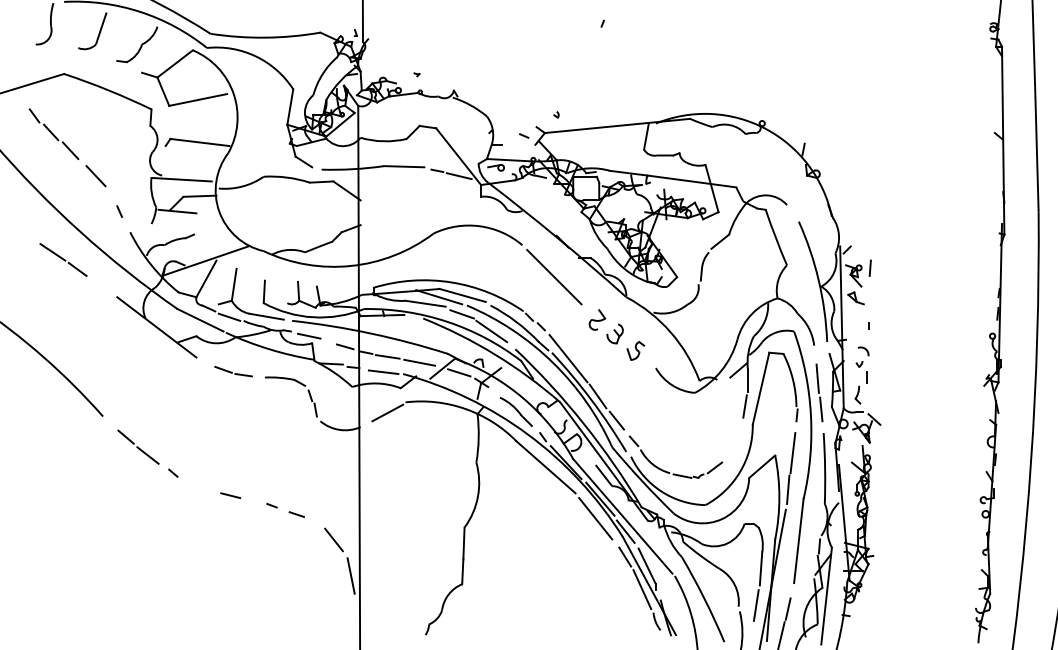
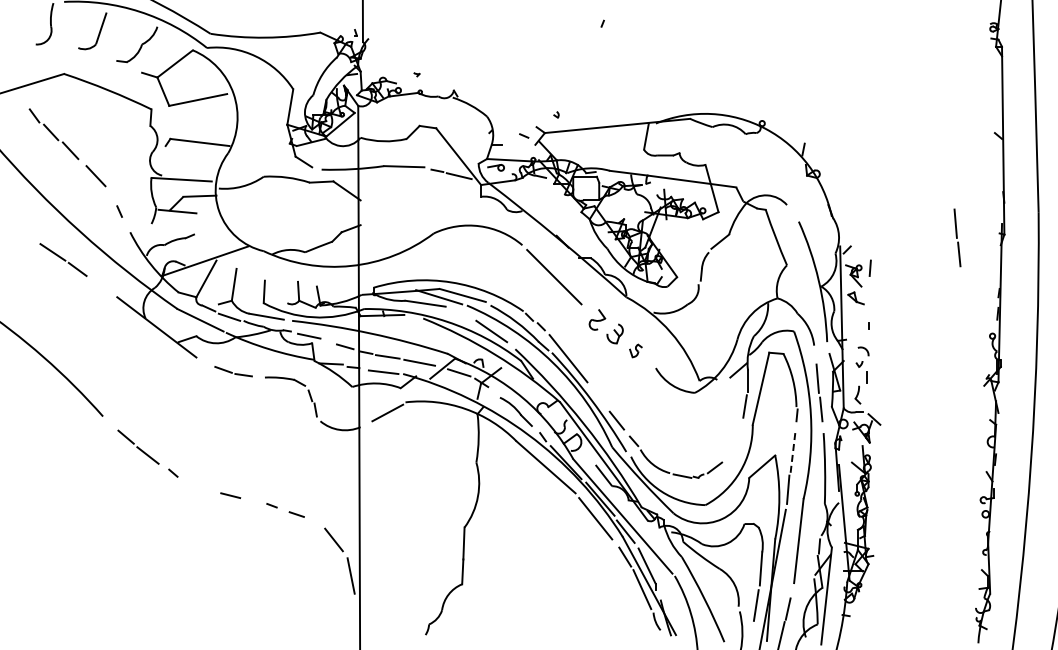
line: none -> present (957, 237)
line: present -> none (462, 314)
part size: 20x20 px -> 14x16 px (635, 350)
line: present -> none (597, 396)
line: solid -> dashed (792, 453)
